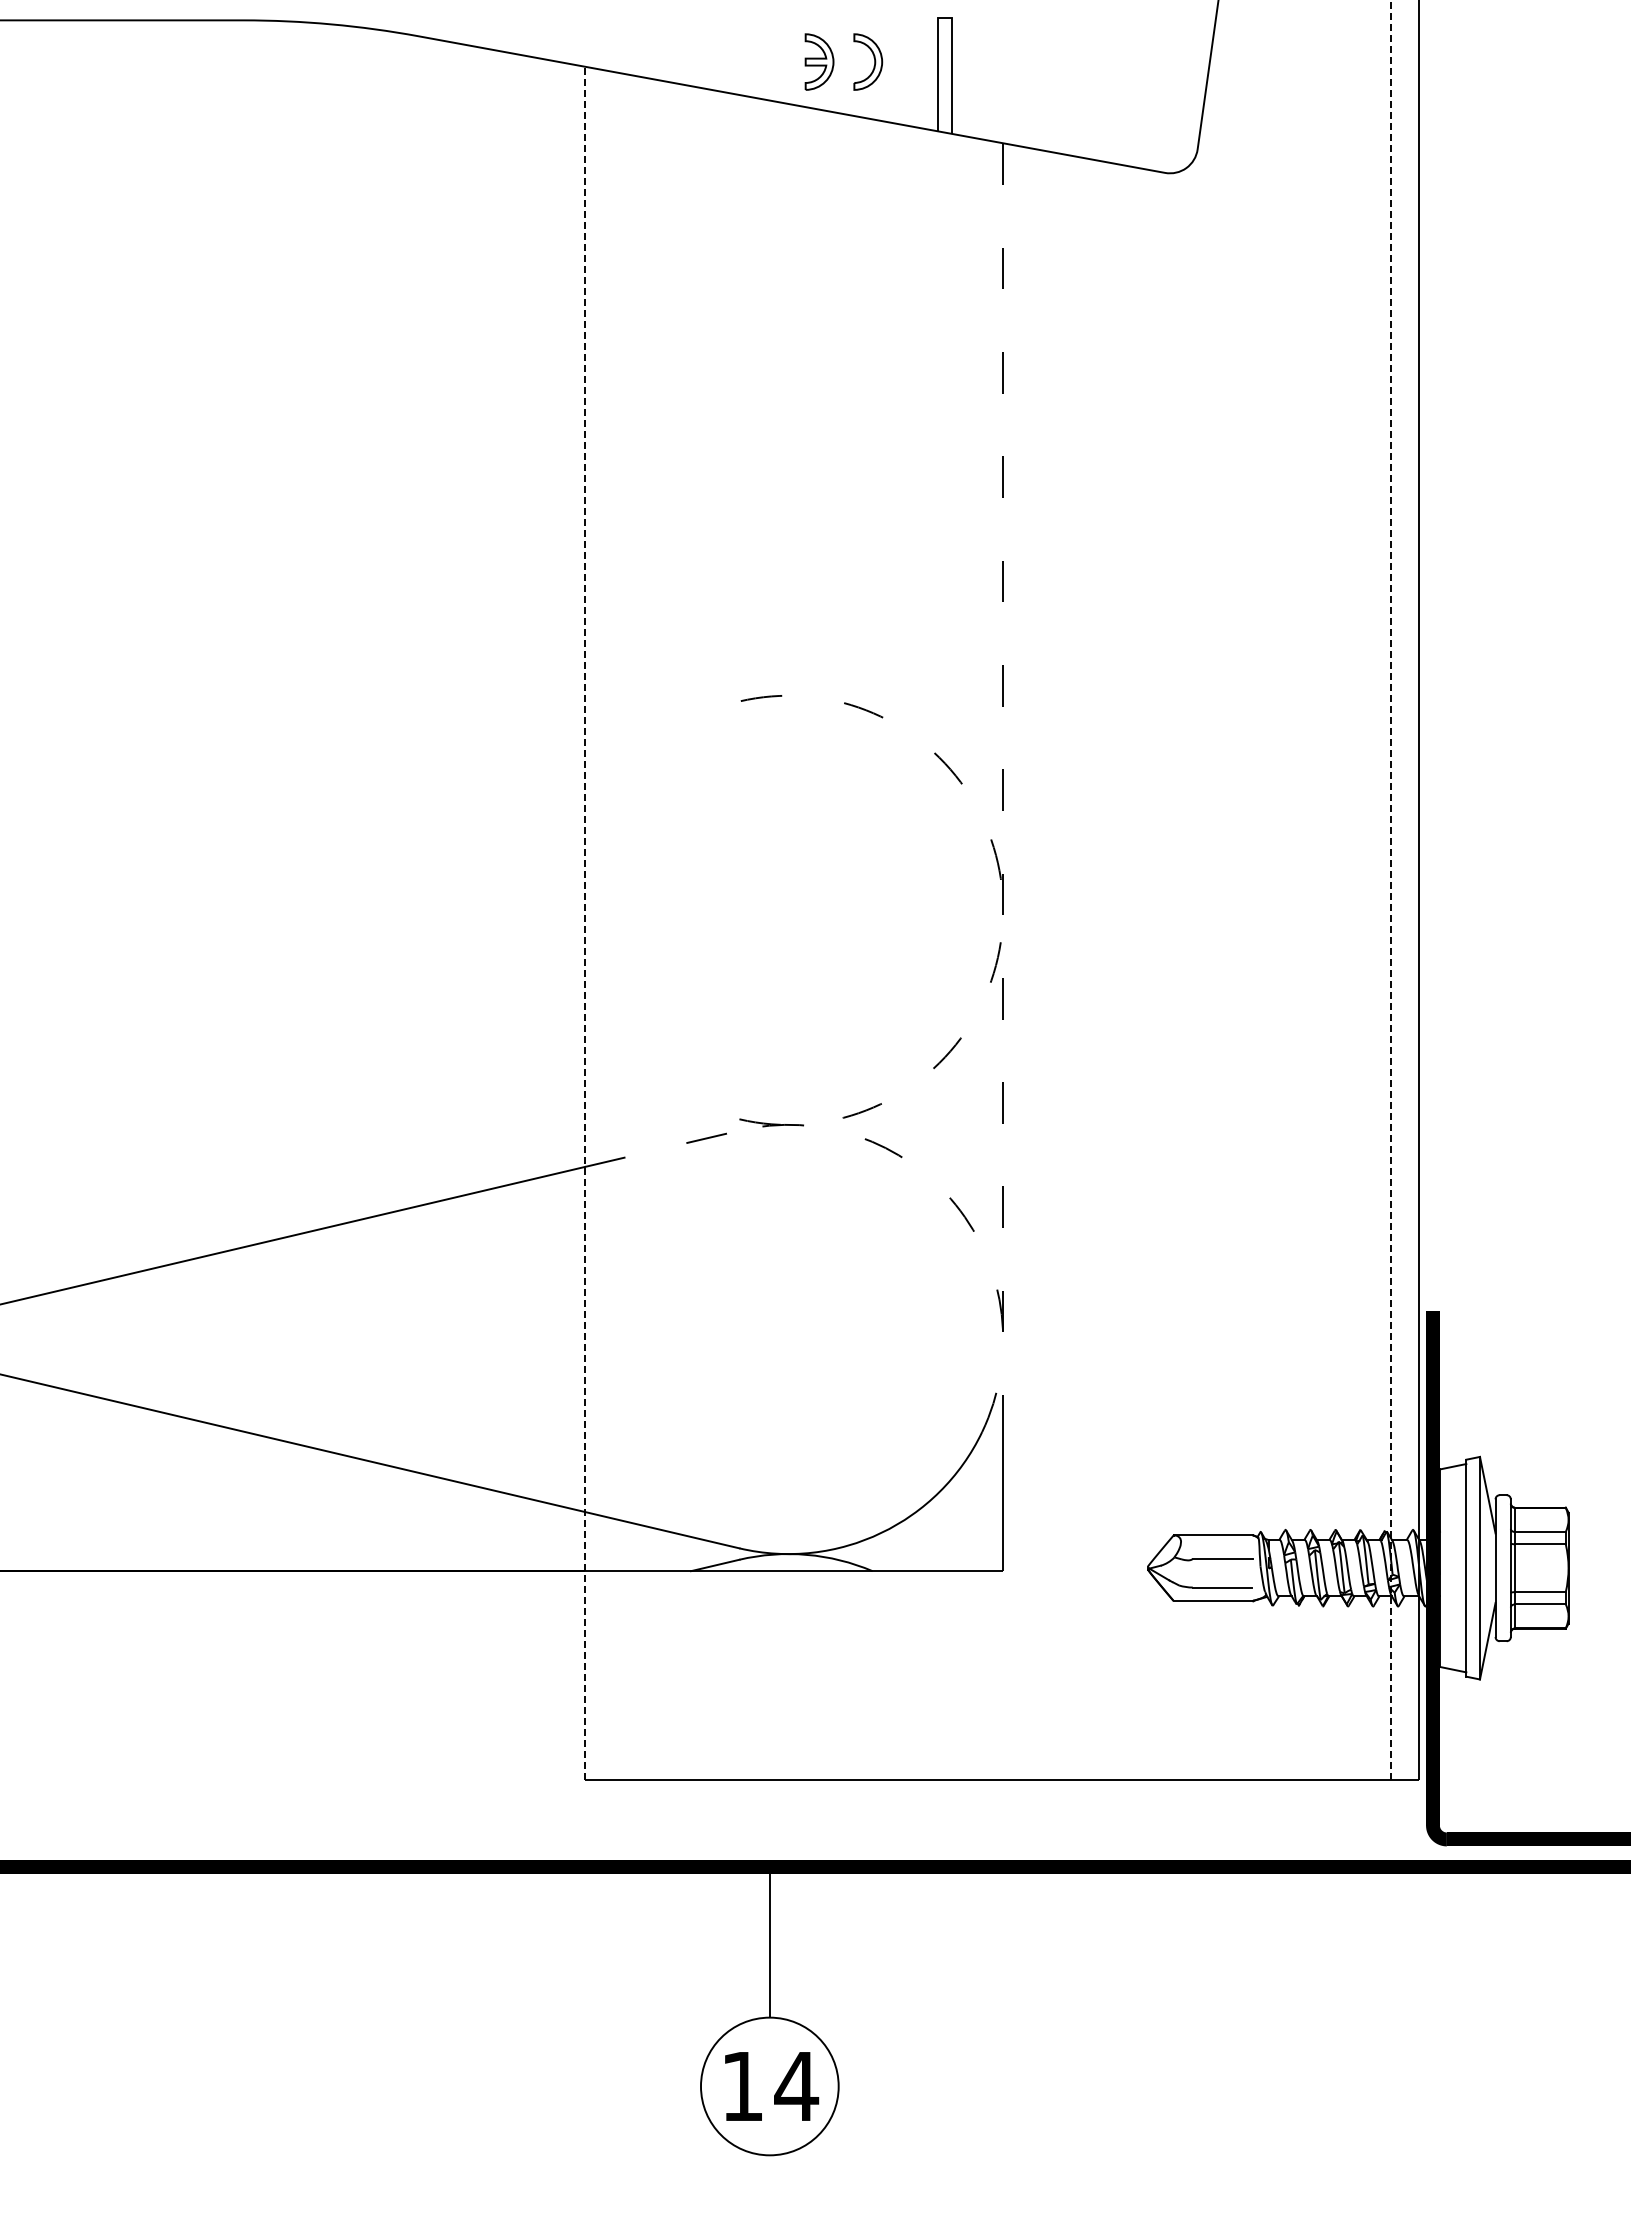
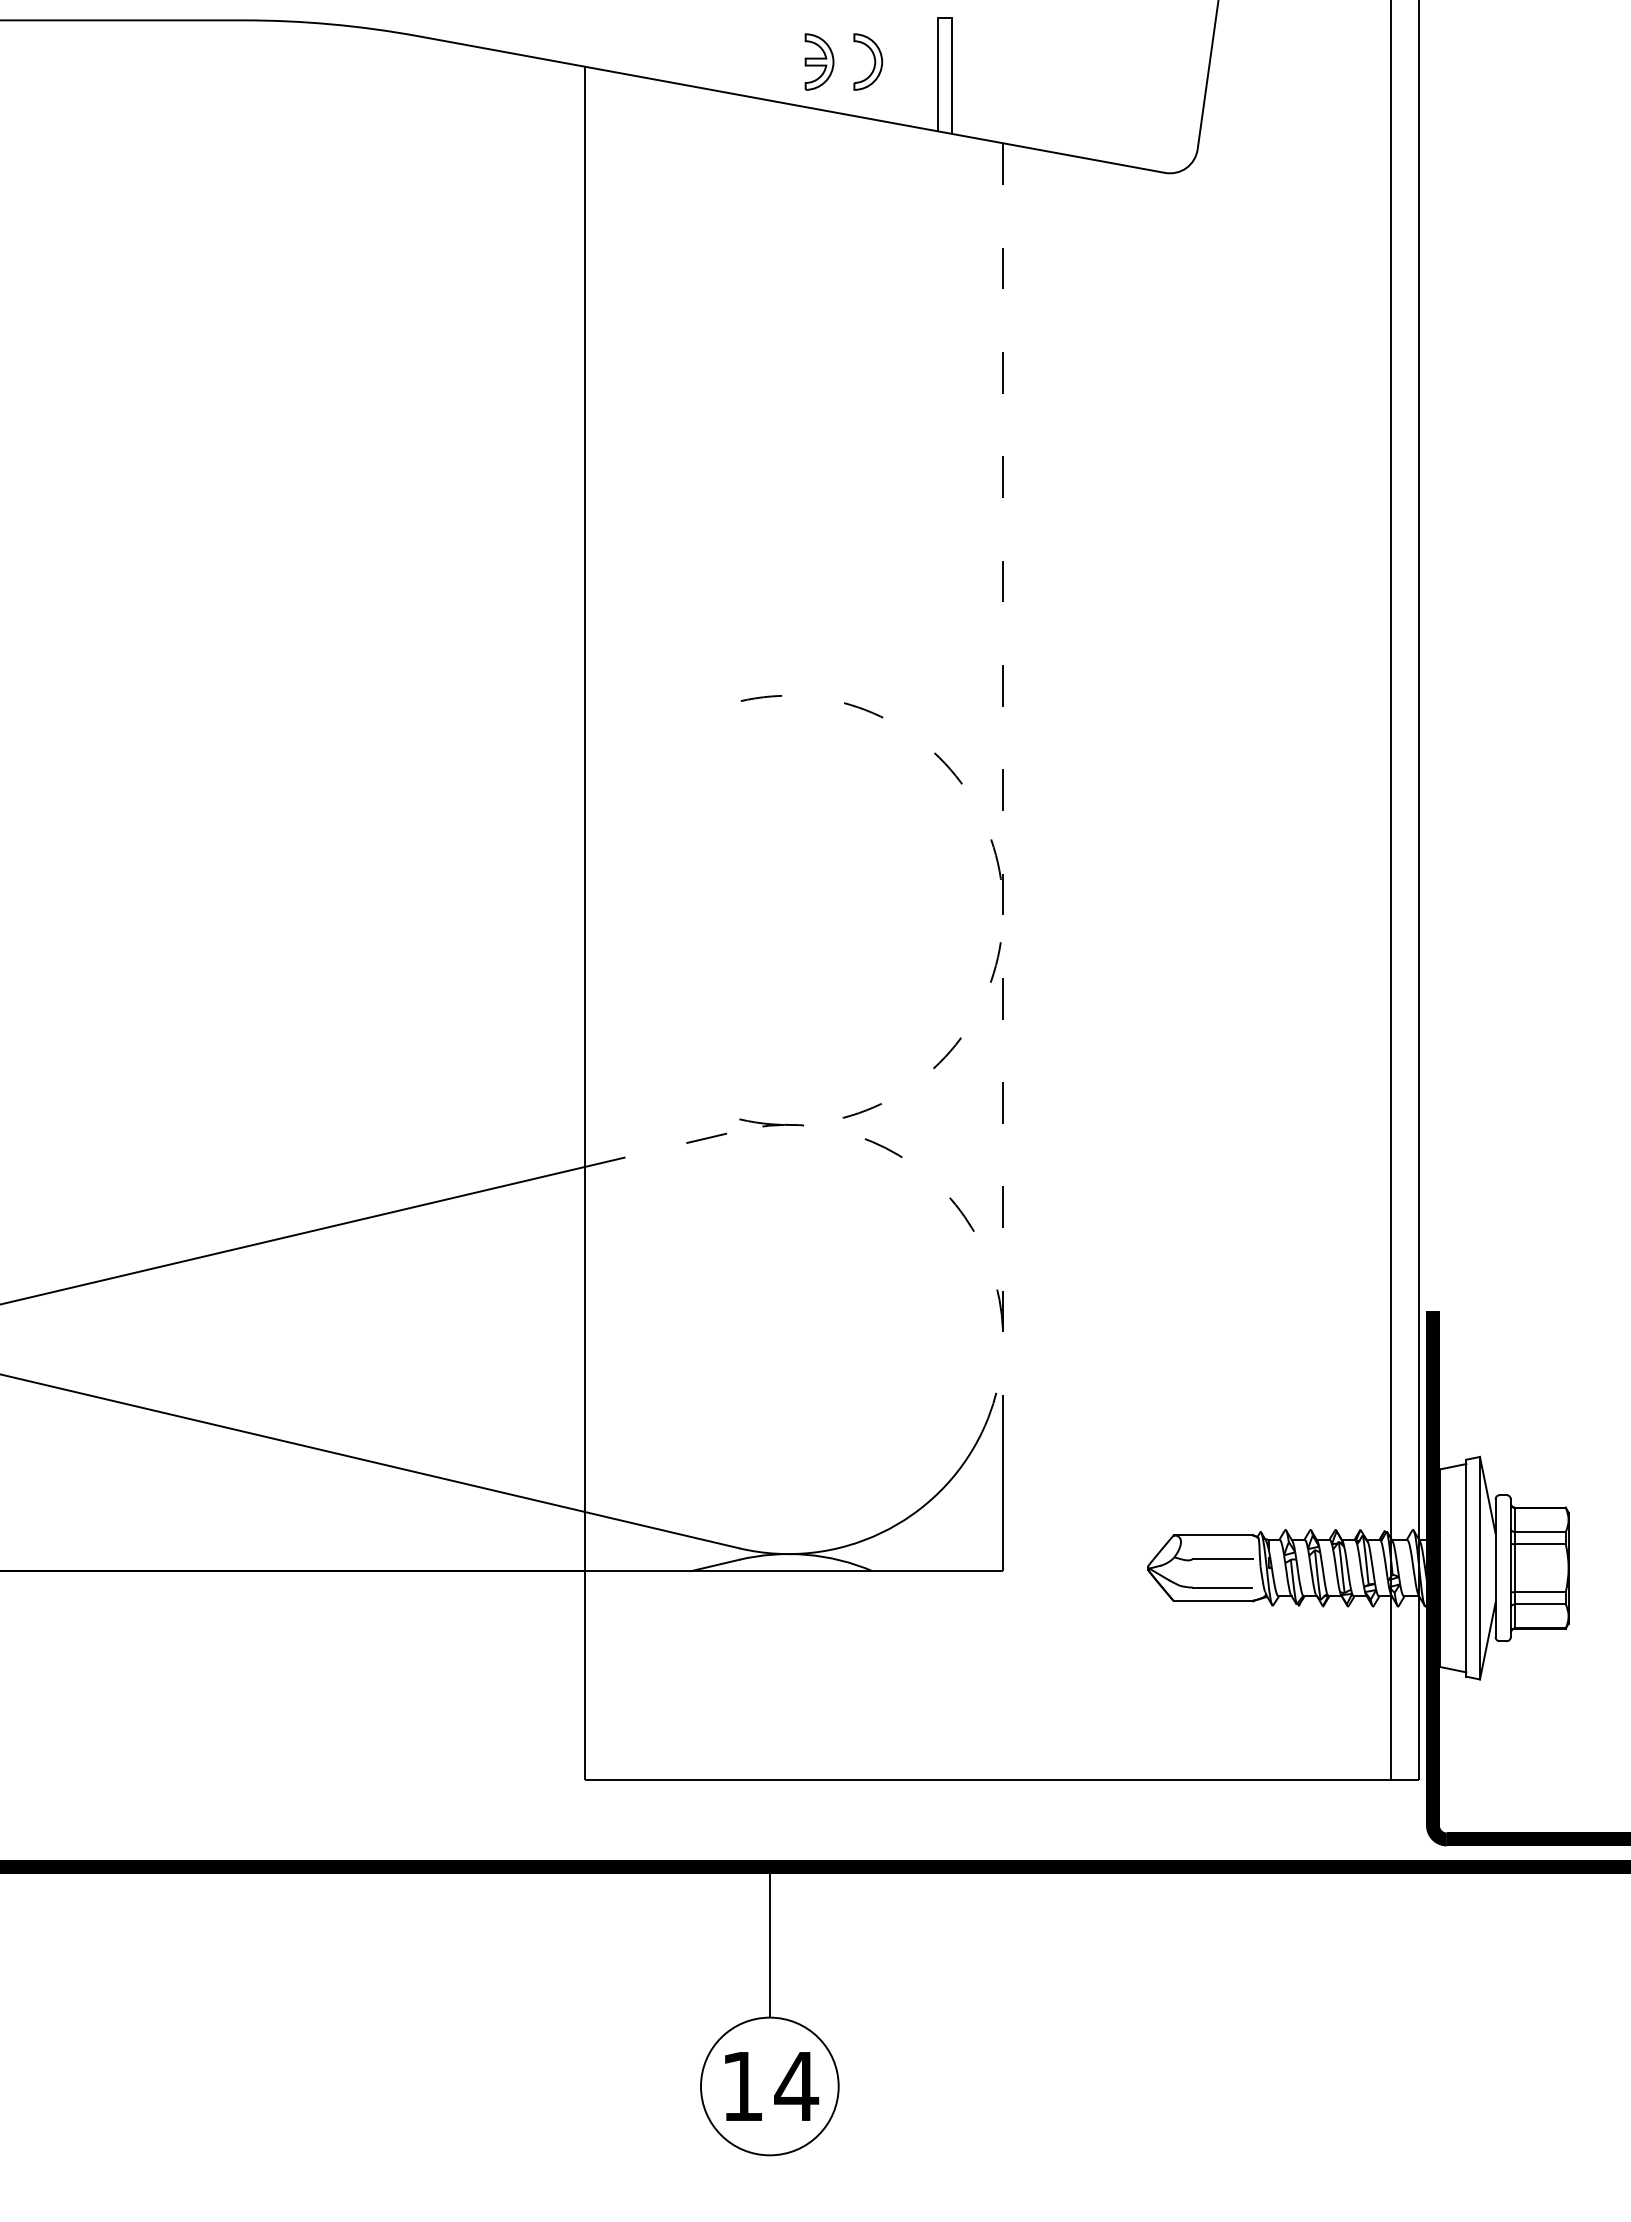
line: dashed -> solid (1391, 889)
line: dashed -> solid (584, 923)
